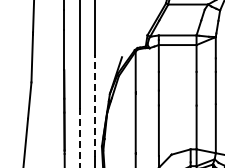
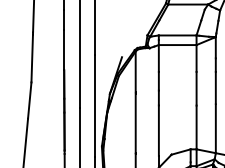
line: dashed -> solid (94, 106)
line: dashed -> solid (80, 138)
